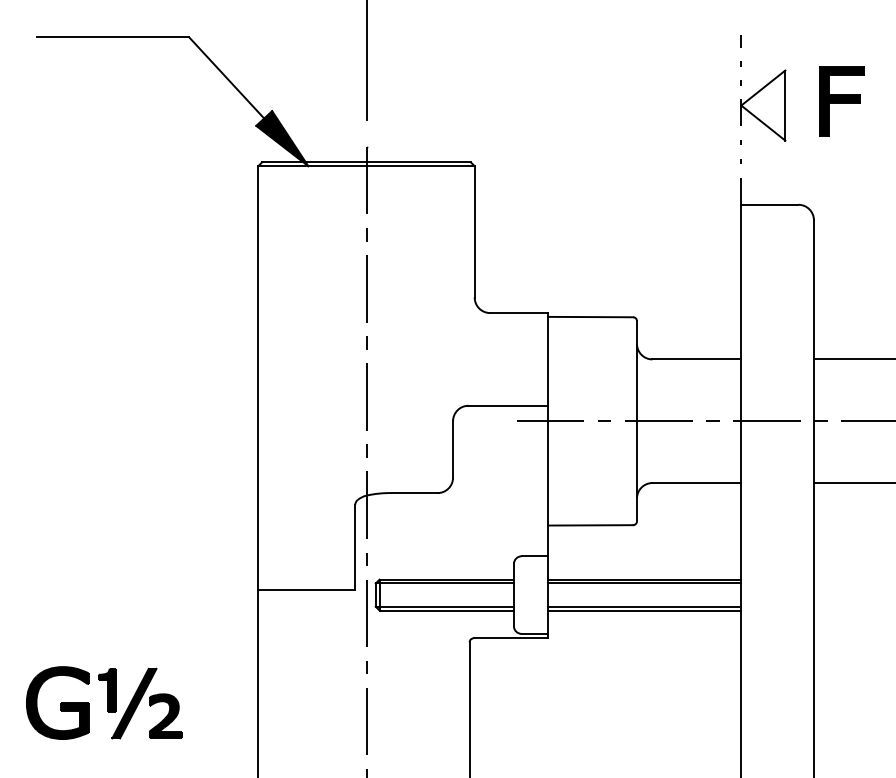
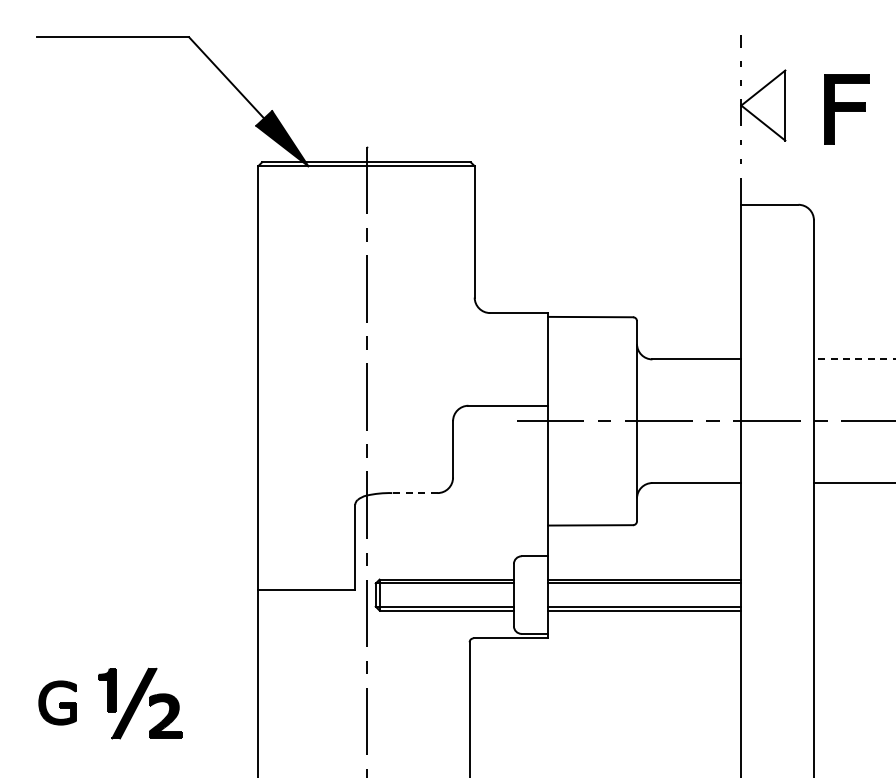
line: present -> none (366, 60)
part position: (841, 101) -> (846, 109) (846, 109)
line: solid -> dashed (854, 359)
line: solid -> dashed (414, 493)
part size: 64x74 px -> 39x46 px (57, 702)
